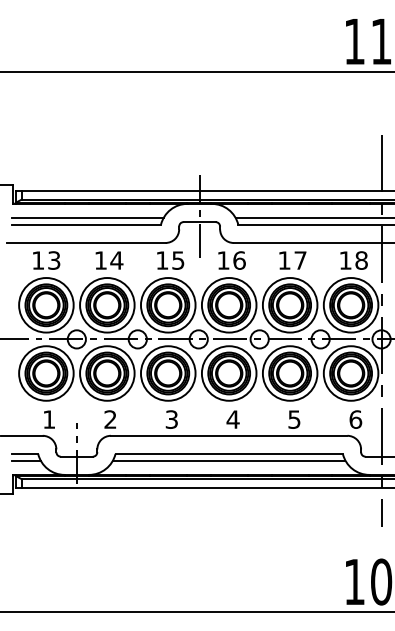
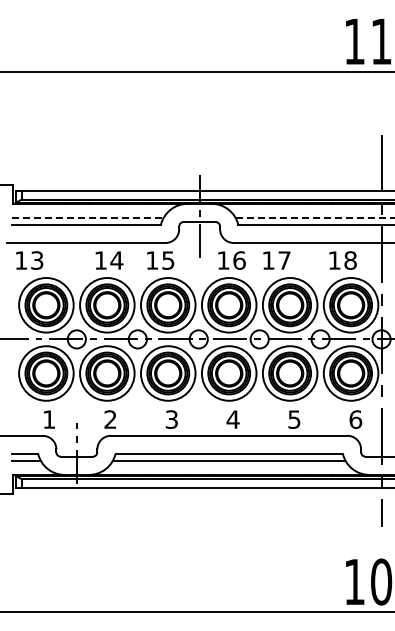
line: solid -> dashed (87, 218)
line: solid -> dashed (315, 218)
text position: (46, 260) -> (29, 260) (29, 260)
text position: (170, 260) -> (160, 260) (160, 260)
text position: (292, 260) -> (276, 260) (276, 260)
text position: (353, 260) -> (342, 260) (342, 260)
